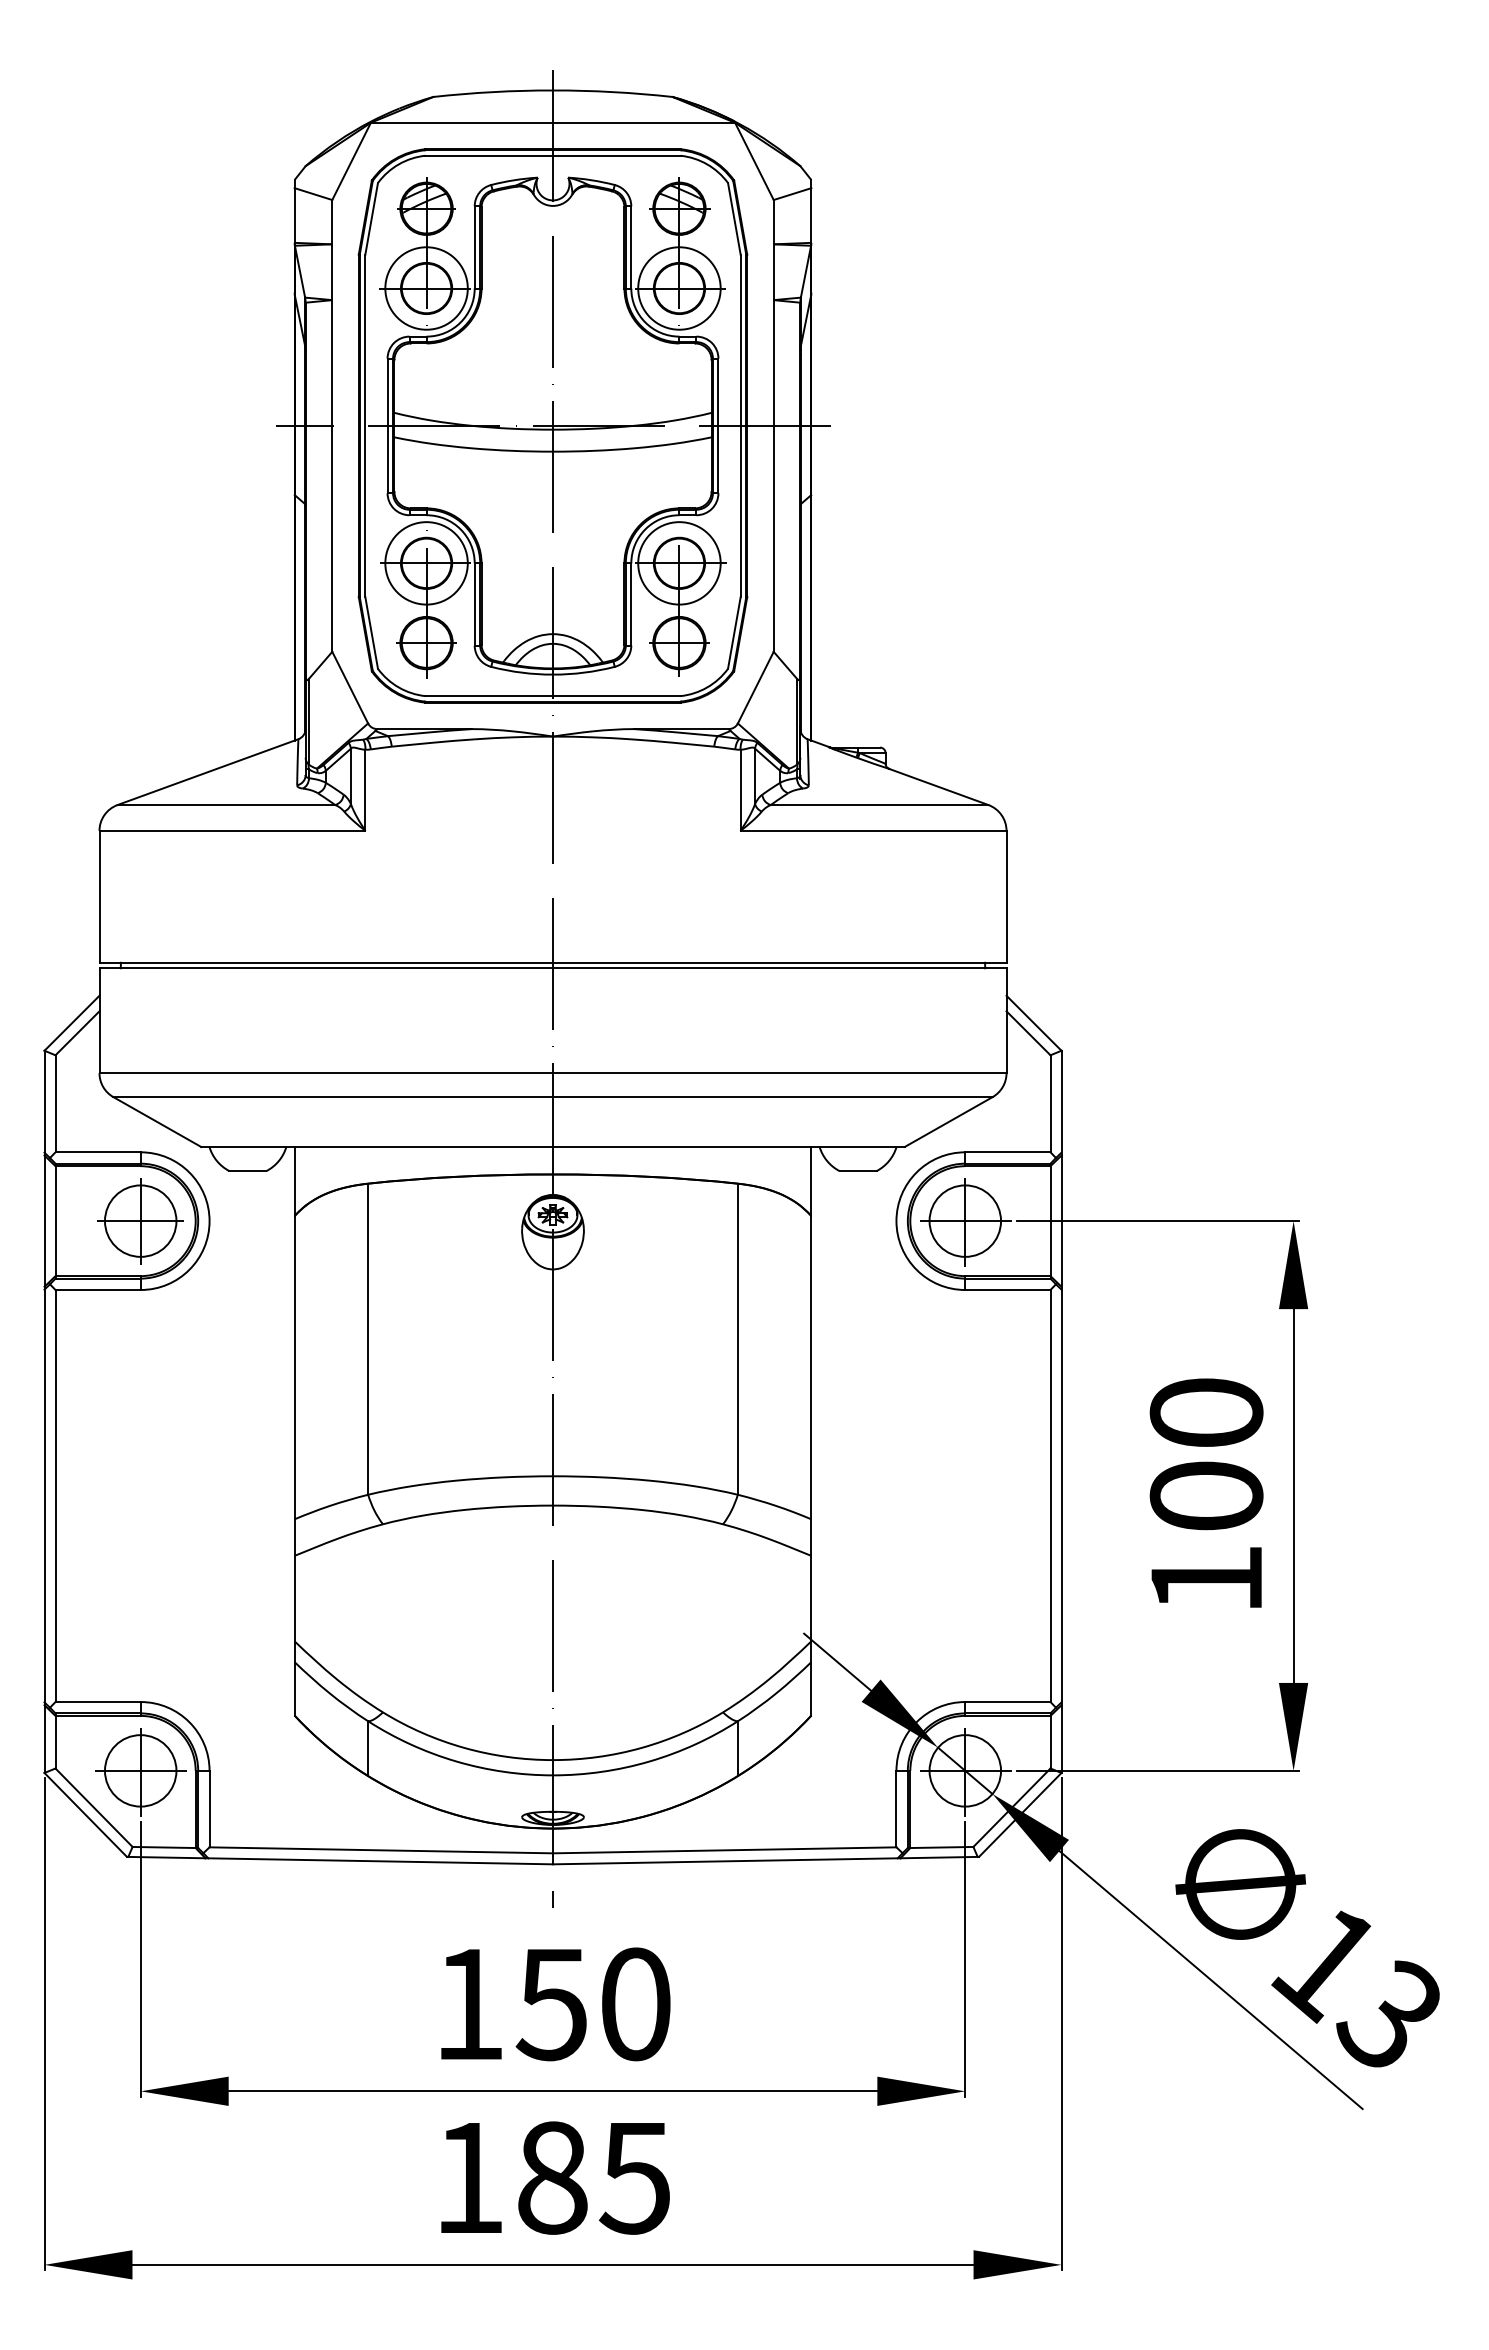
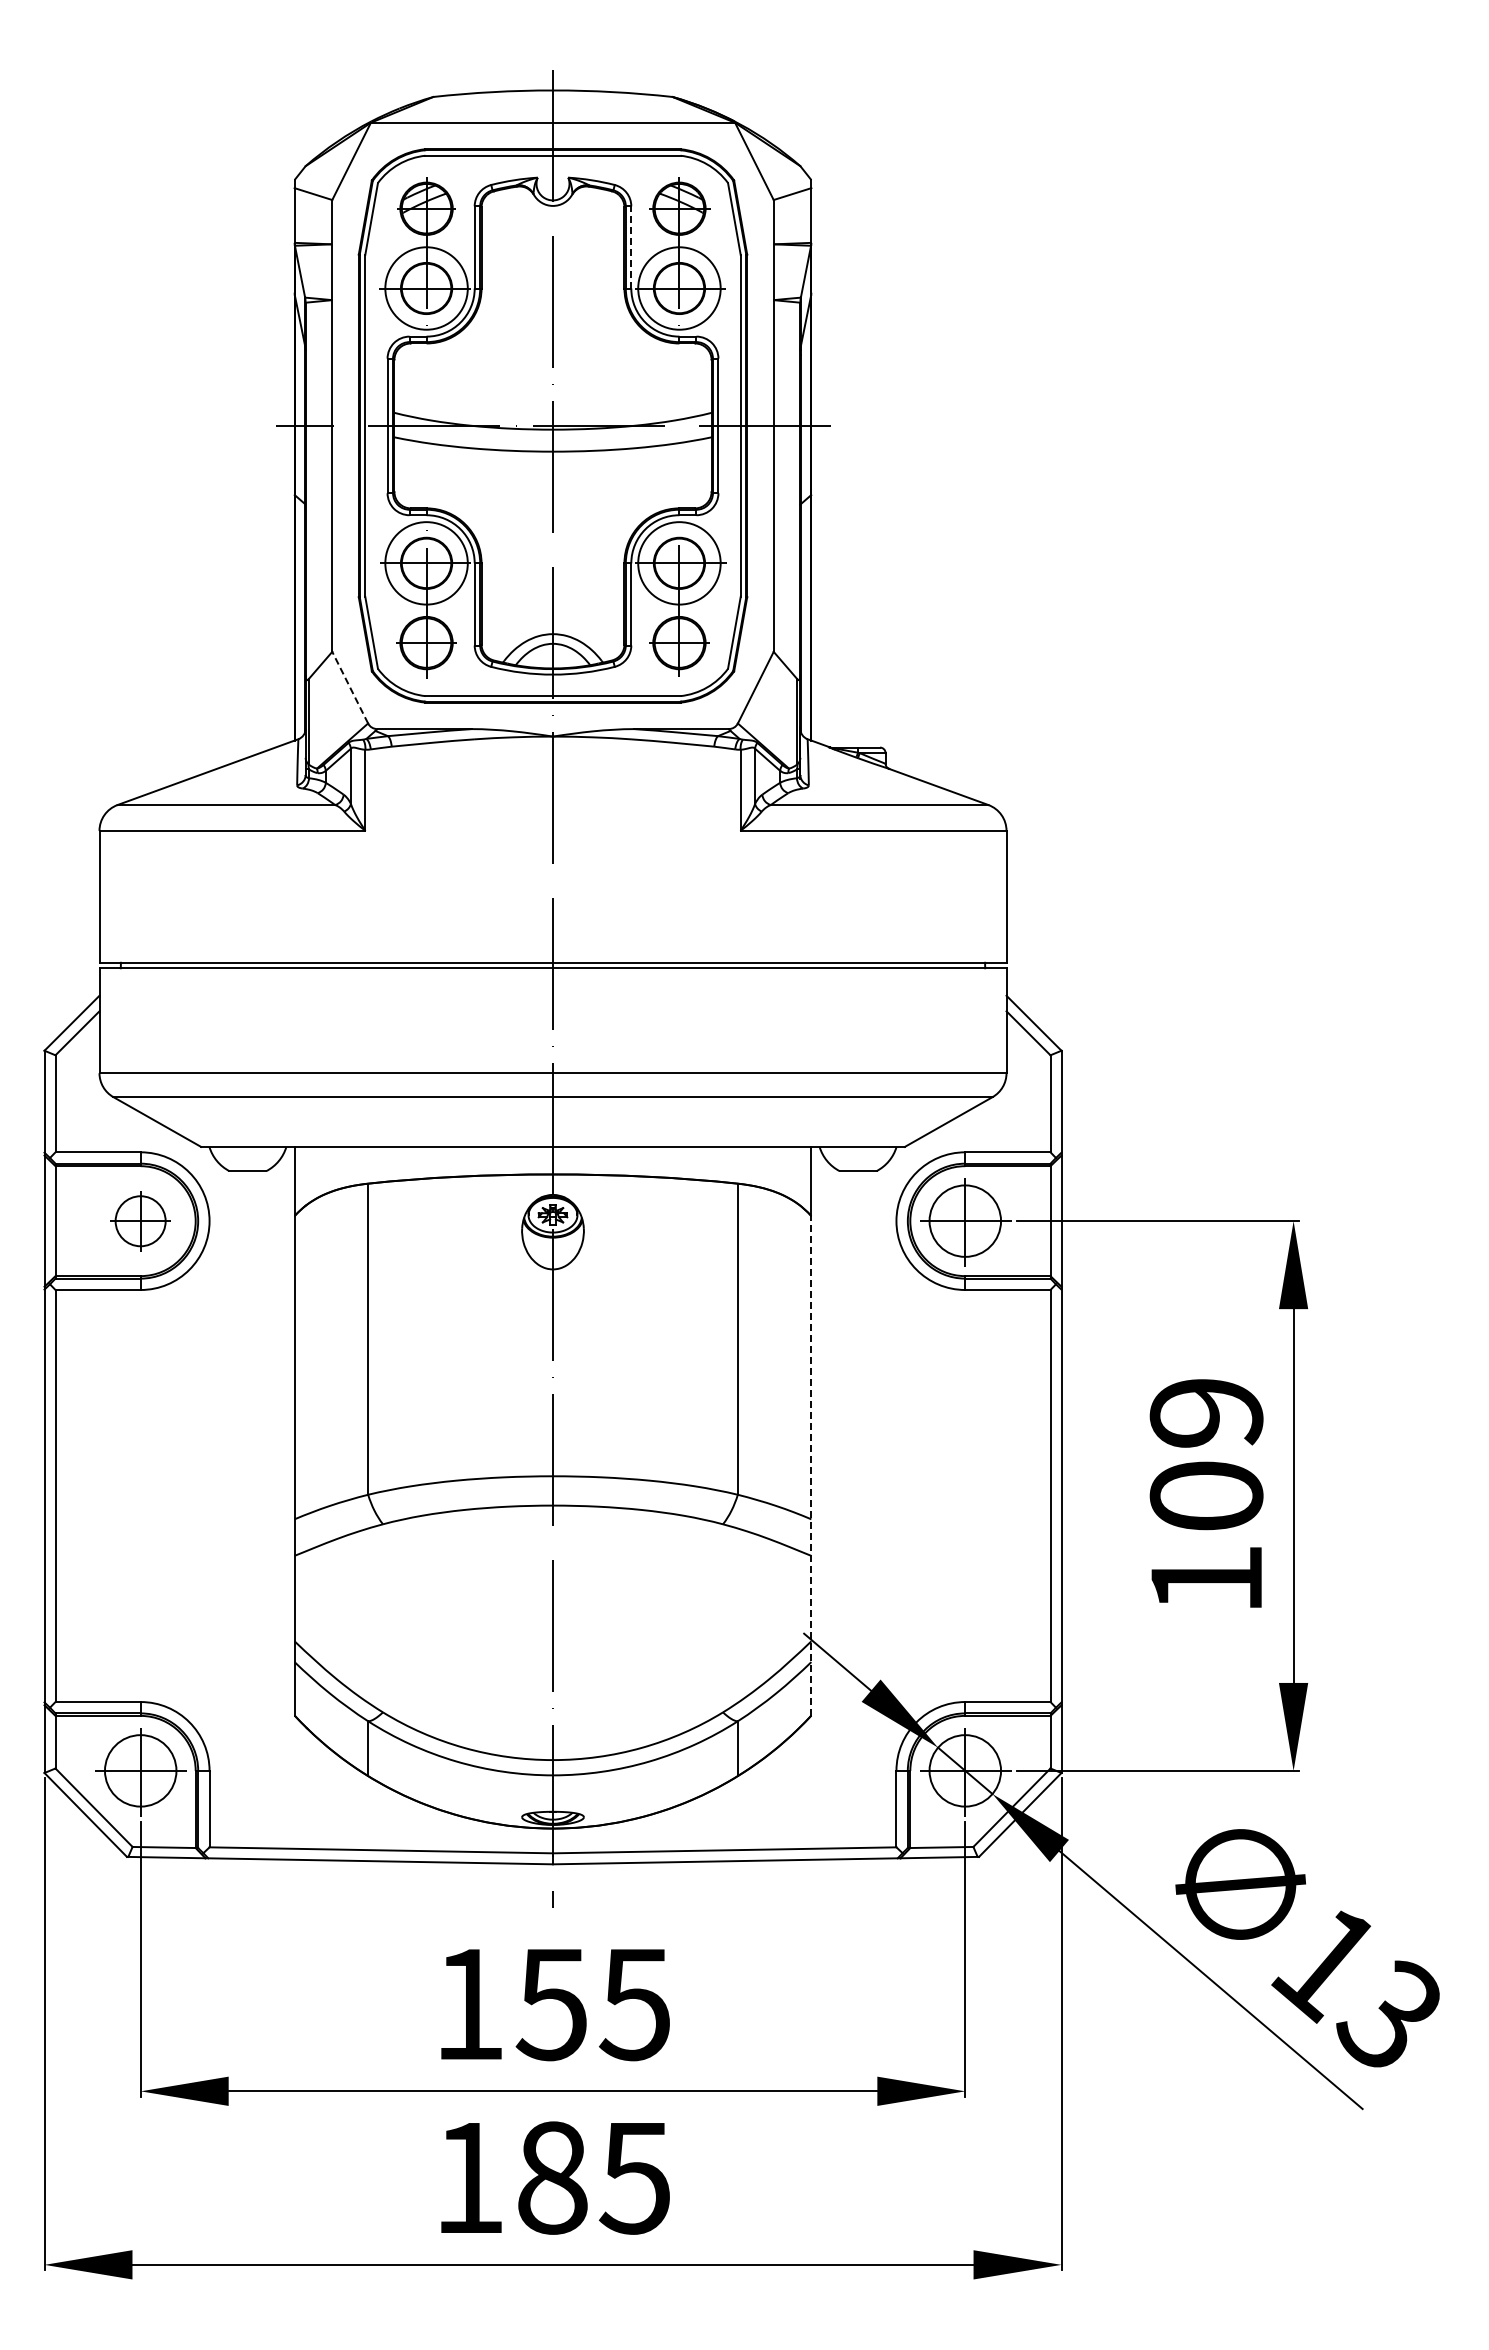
line: solid -> dashed (631, 246)
line: solid -> dashed (349, 687)
part size: 87x87 px -> 61x61 px (140, 1221)
text: 100 -> 109 (1206, 1412)
line: solid -> dashed (811, 1465)
text: 150 -> 155 (634, 2004)
